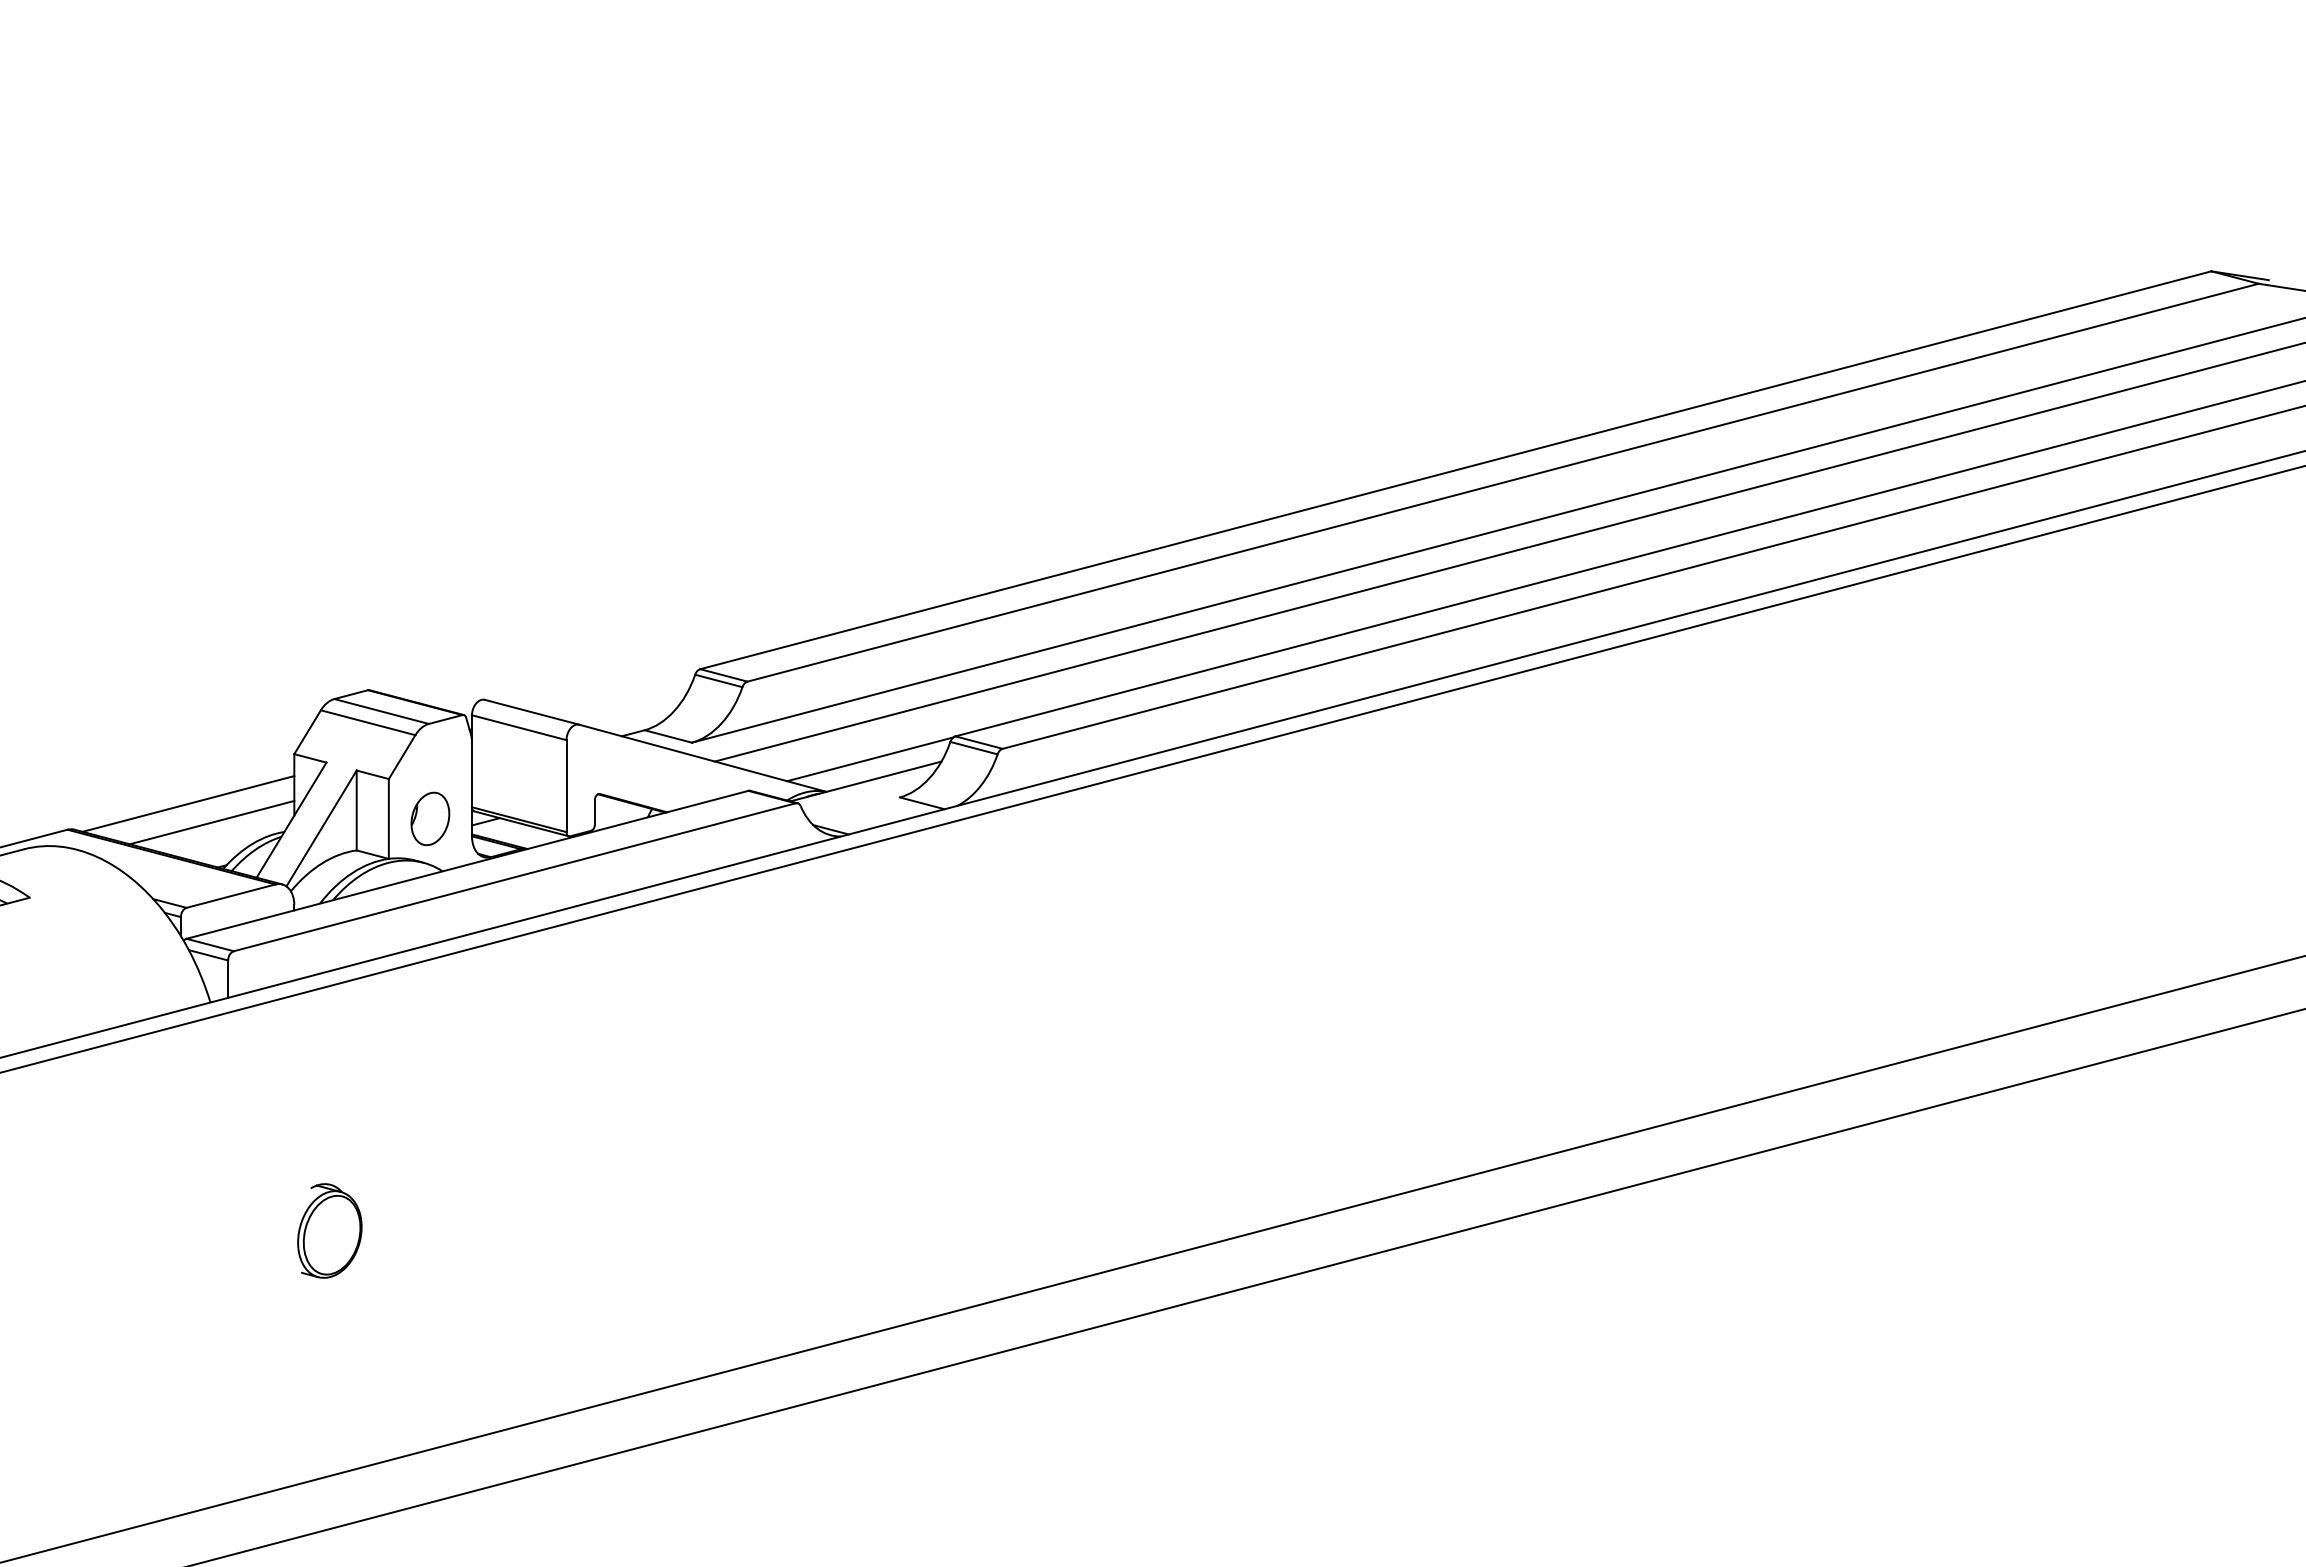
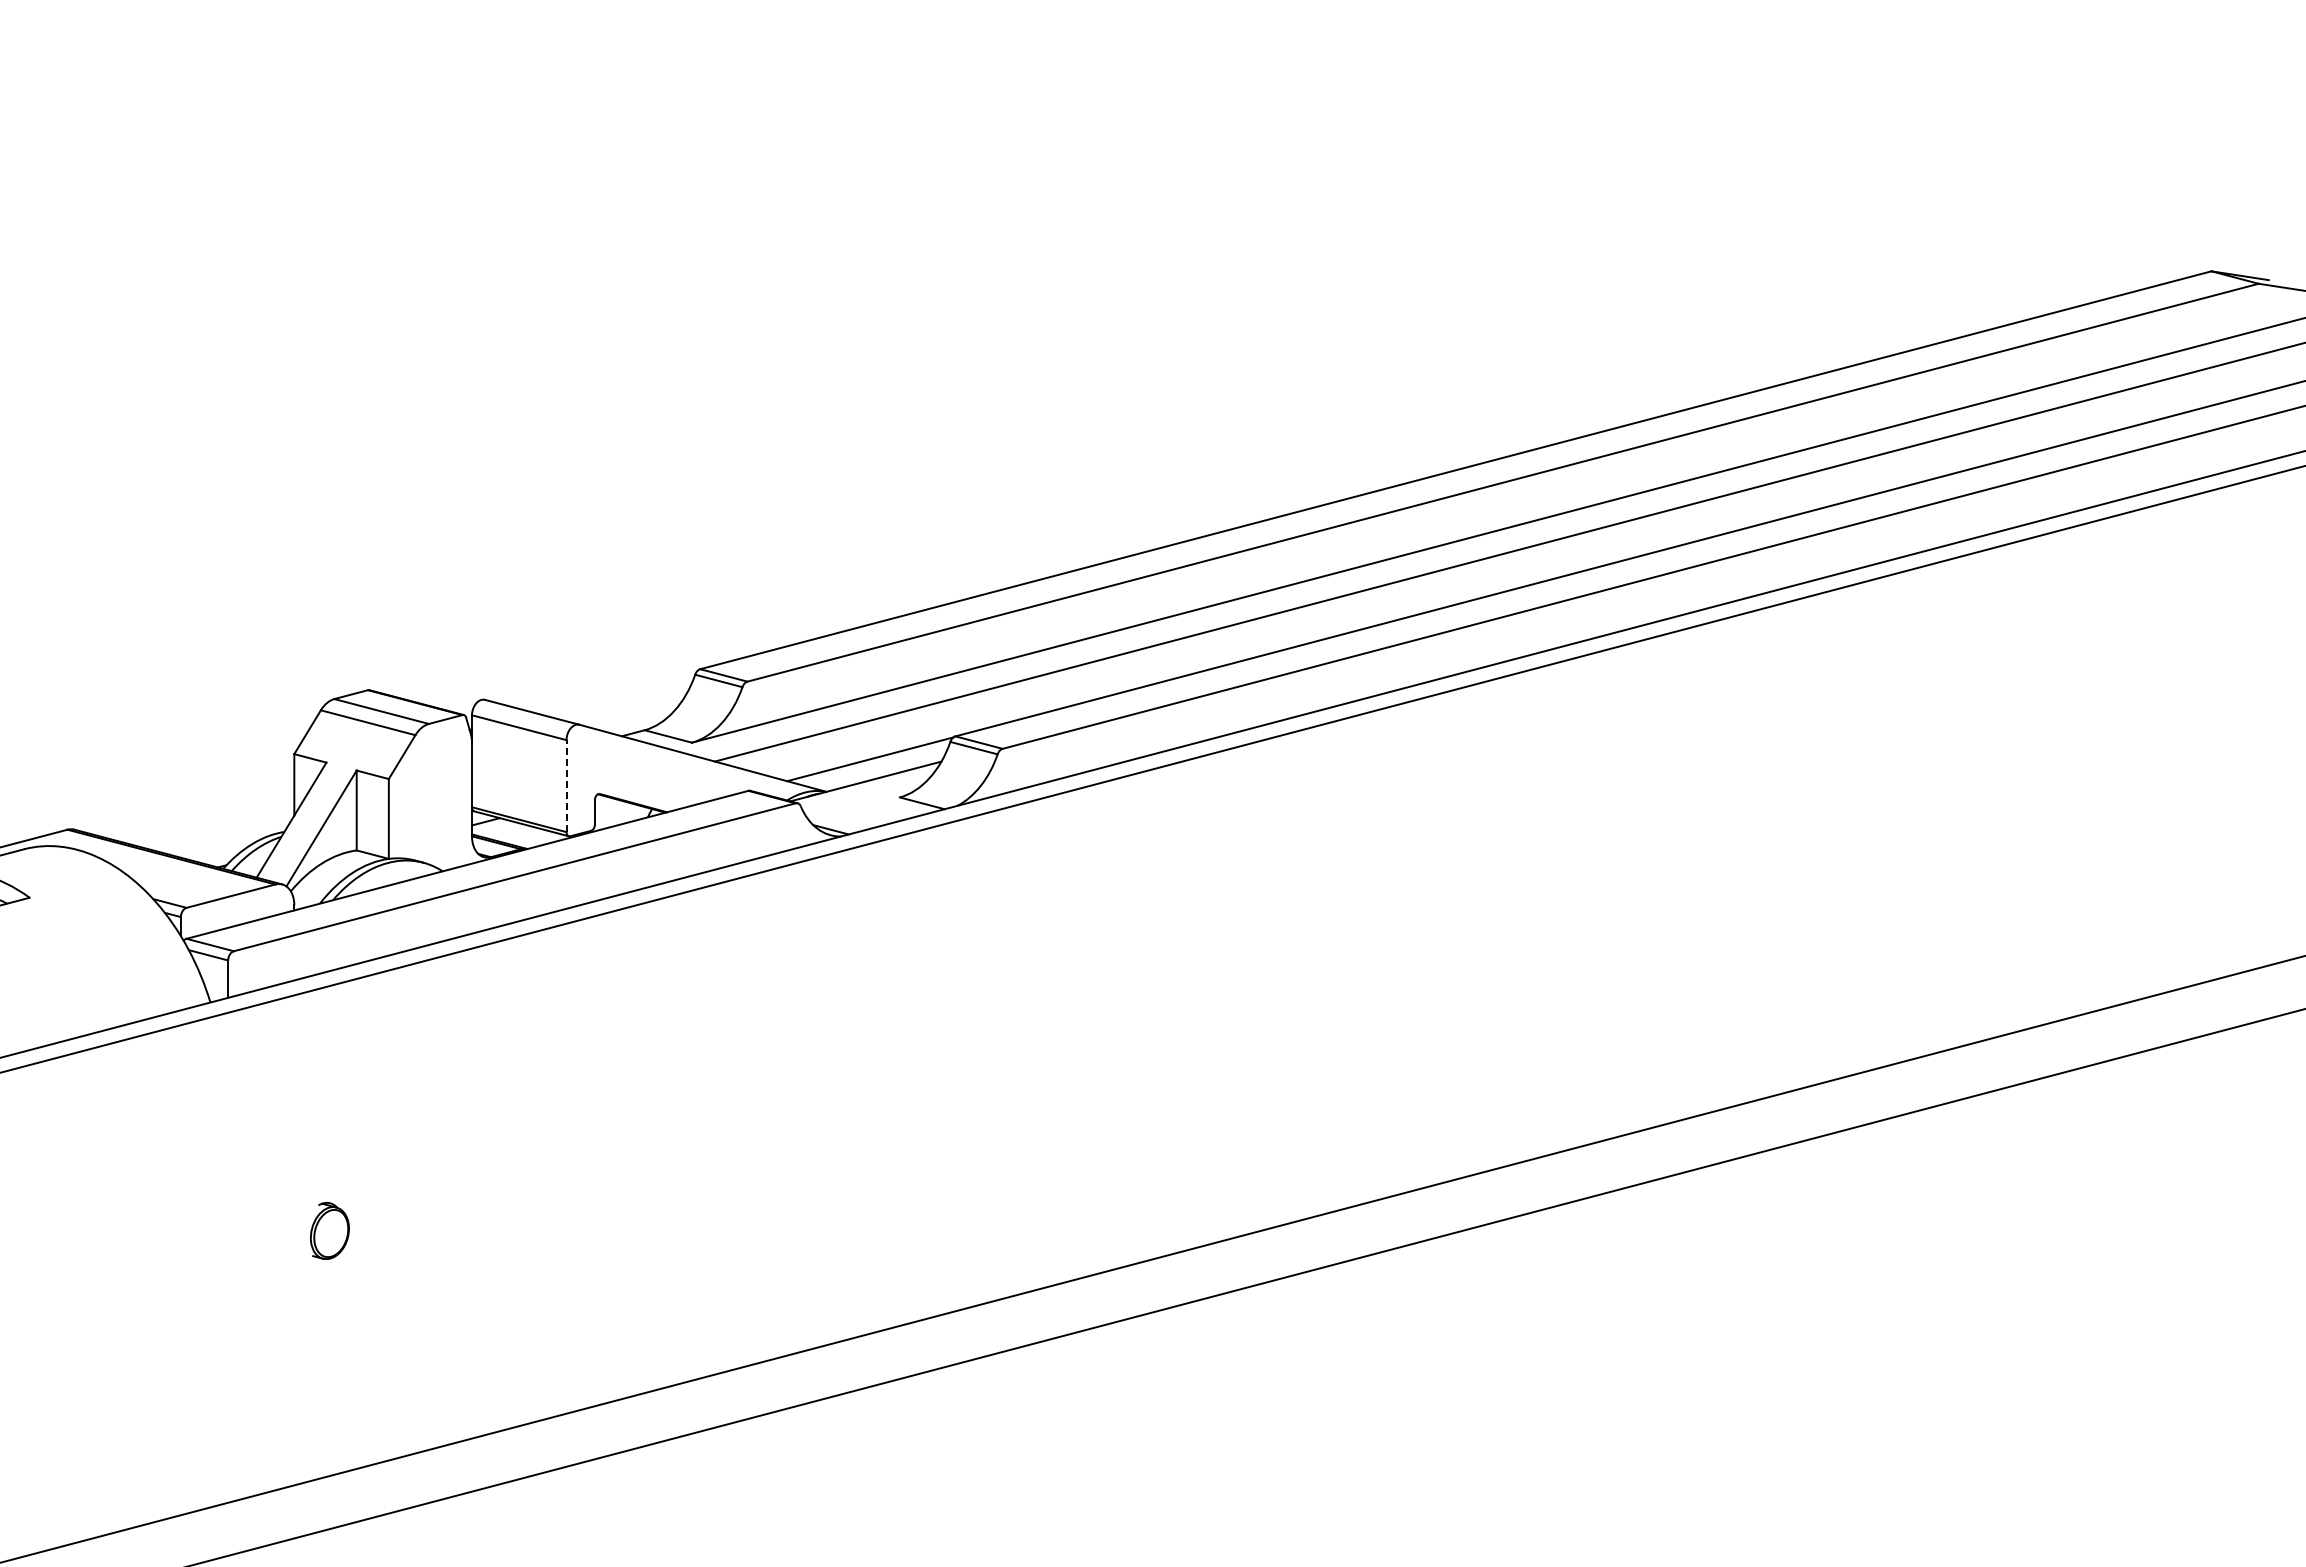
line: solid -> dashed (566, 786)
line: present -> none (188, 803)
part: present -> none (430, 818)
line: present -> none (211, 822)
part size: 66x96 px -> 41x58 px (329, 1230)
